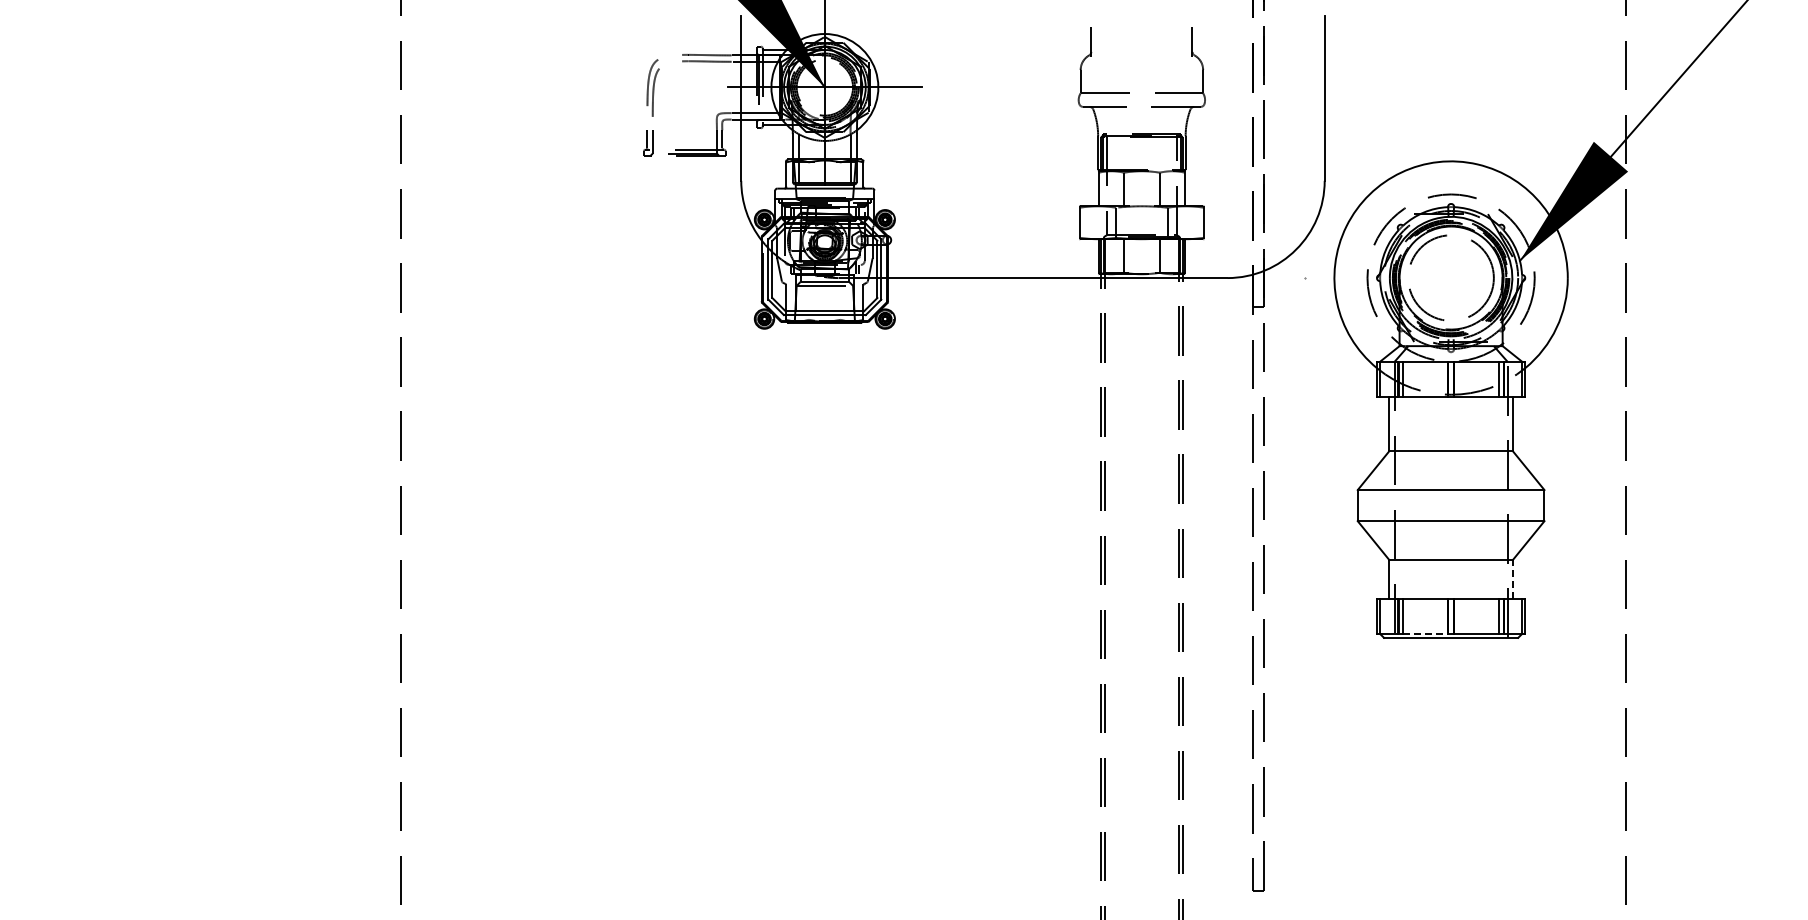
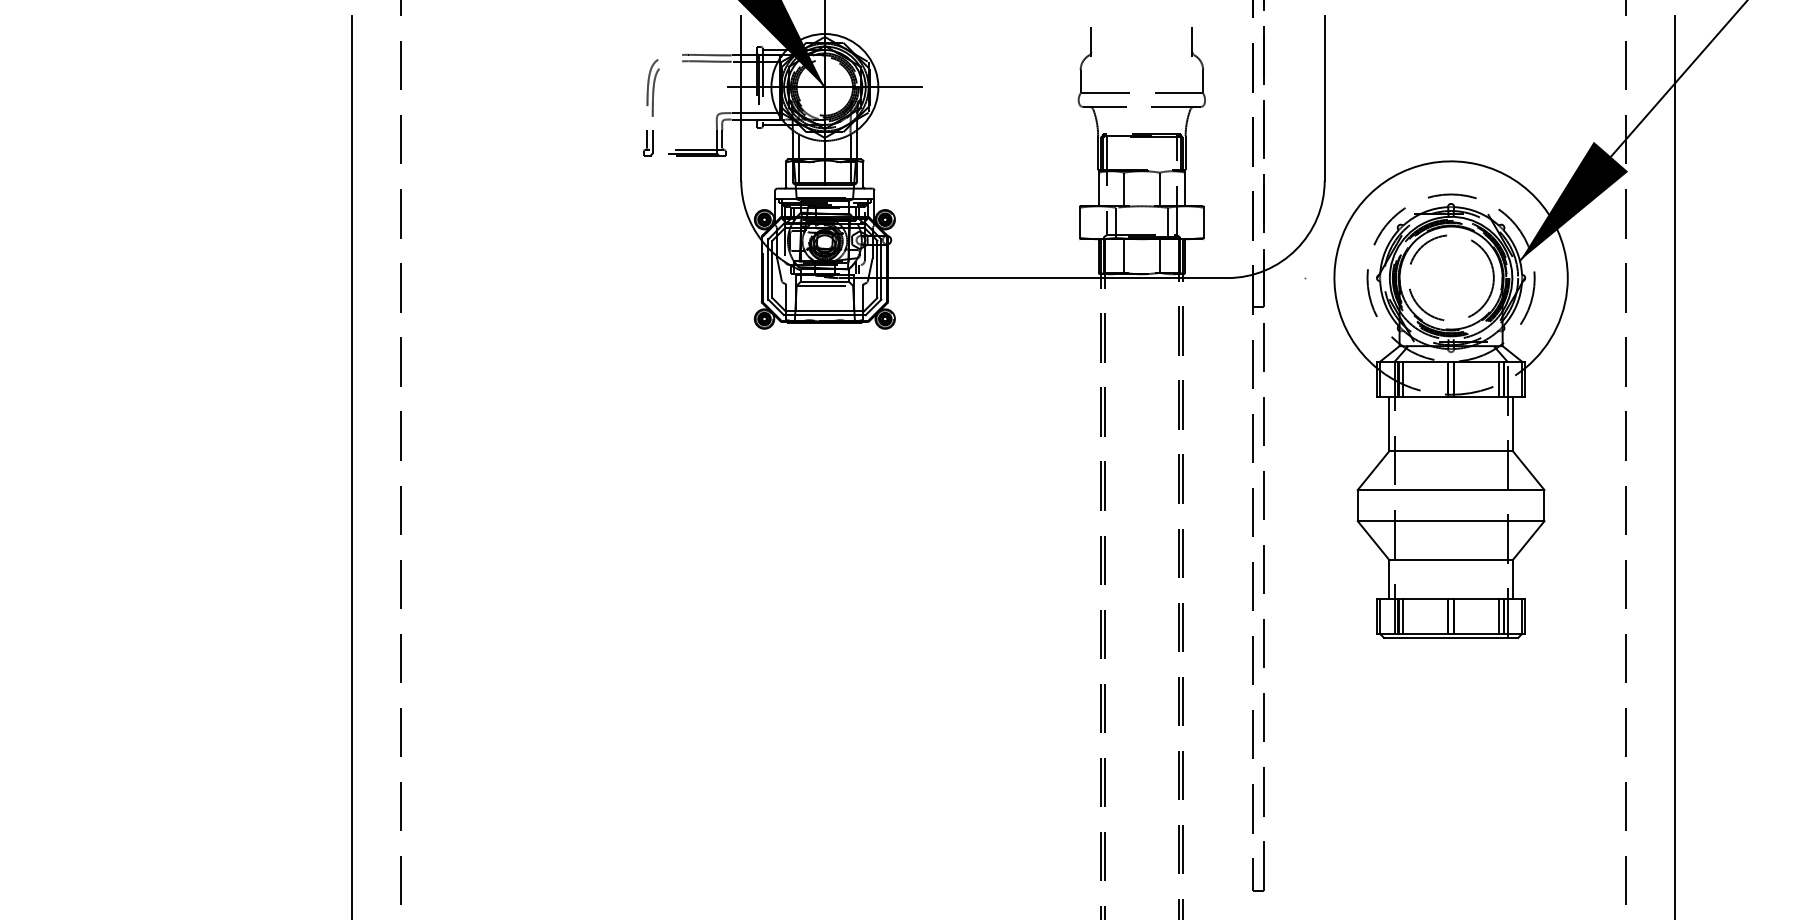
line: none -> present (352, 465)
line: none -> present (1674, 465)
line: dashed -> solid (1512, 579)
line: dashed -> solid (1426, 633)
